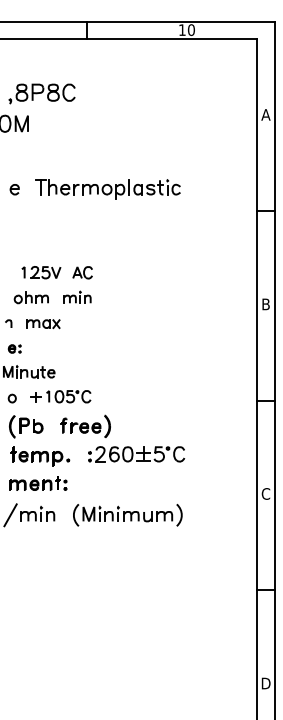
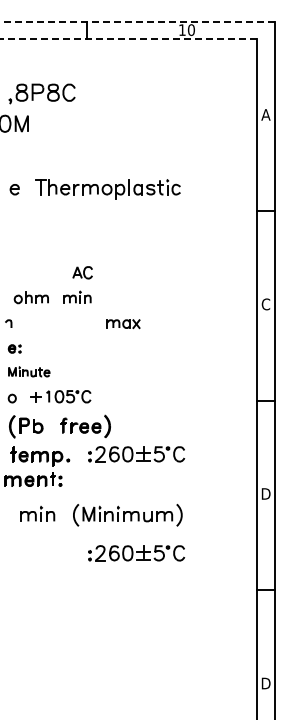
line: solid -> dashed (137, 21)
line: solid -> dashed (128, 38)
part: present -> none (41, 272)
text: B -> C (265, 304)
part position: (43, 324) -> (123, 324) (123, 324)
part size: 53x14 px -> 43x12 px (29, 371)
part position: (38, 483) -> (33, 479) (33, 479)
text: C -> D (265, 493)
line: present -> none (10, 515)
part: none -> present (136, 553)
